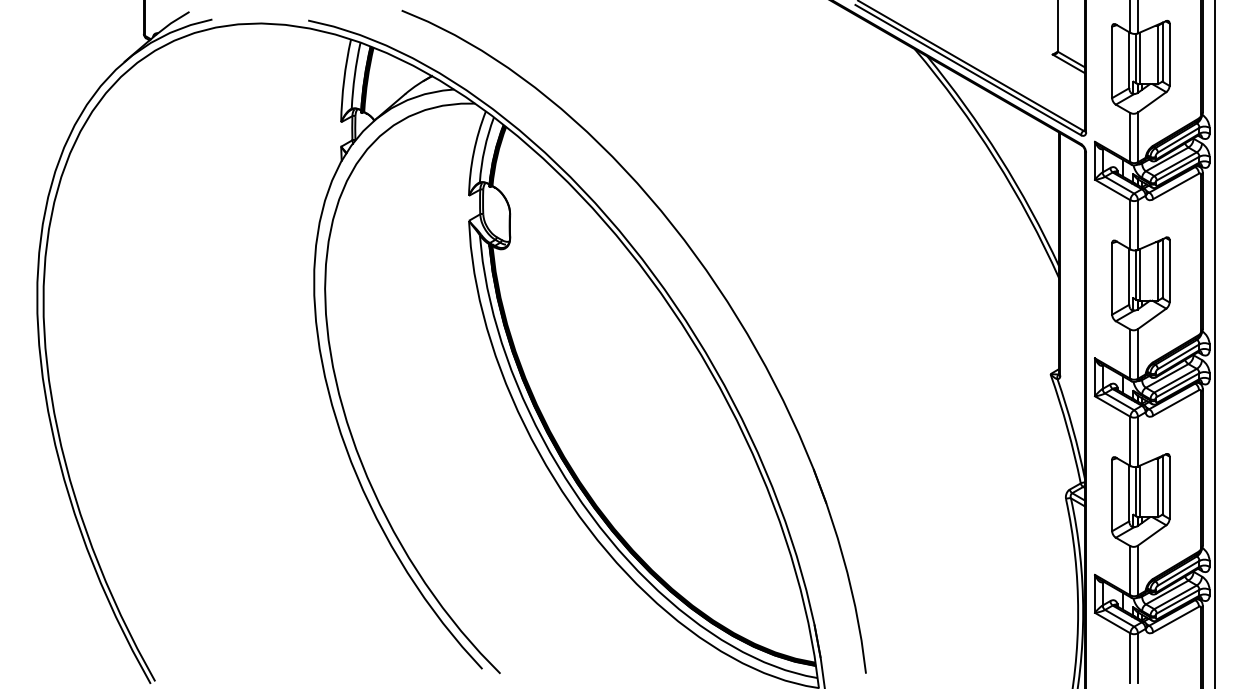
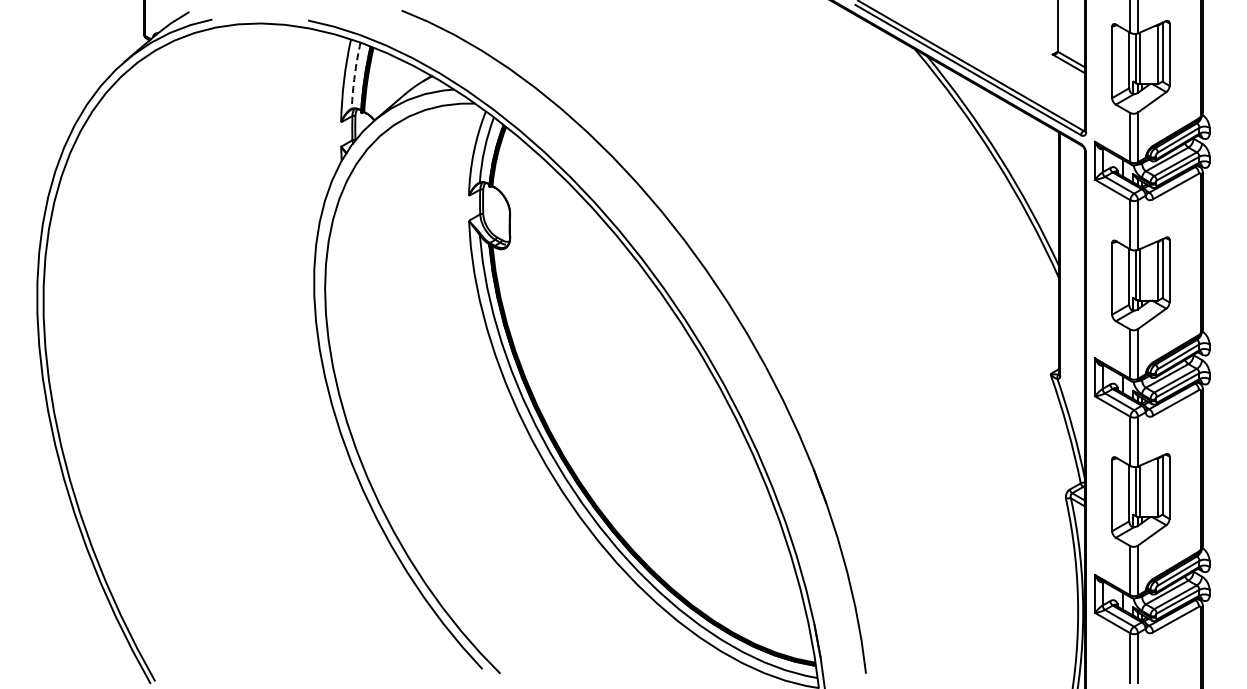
arc: solid -> dashed (354, 75)
line: present -> none (1214, 343)
